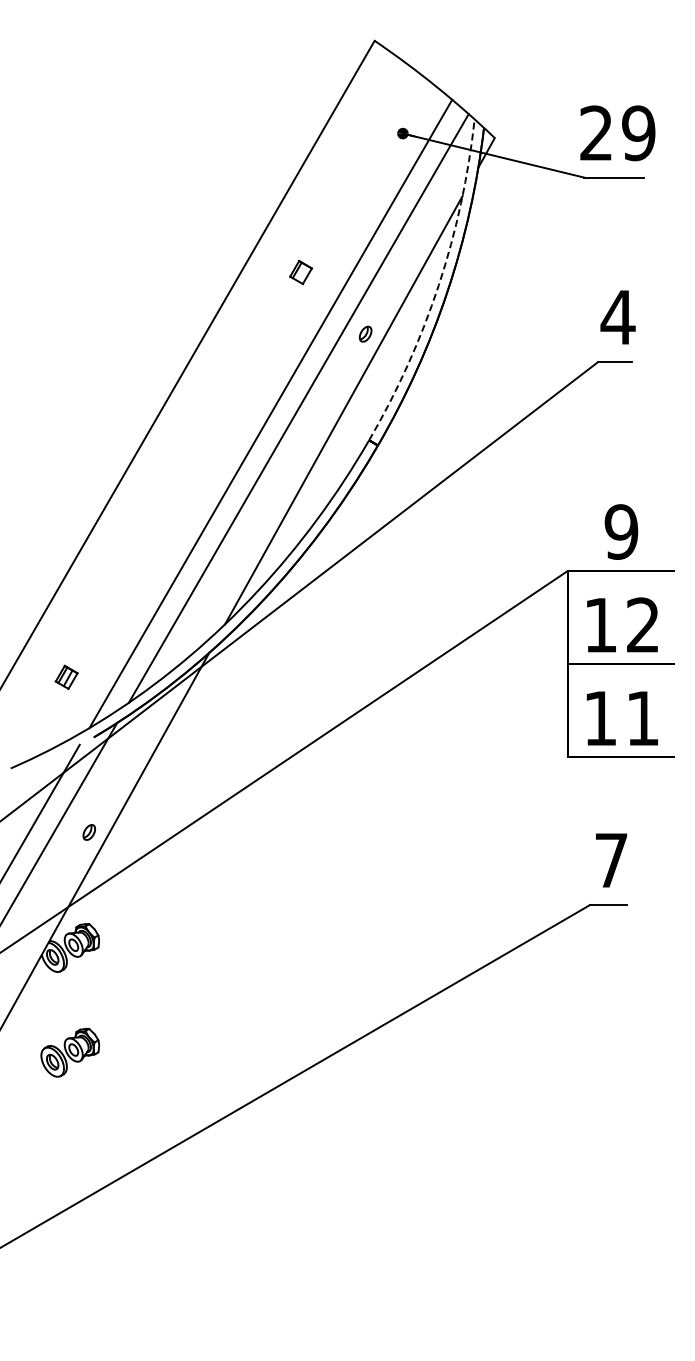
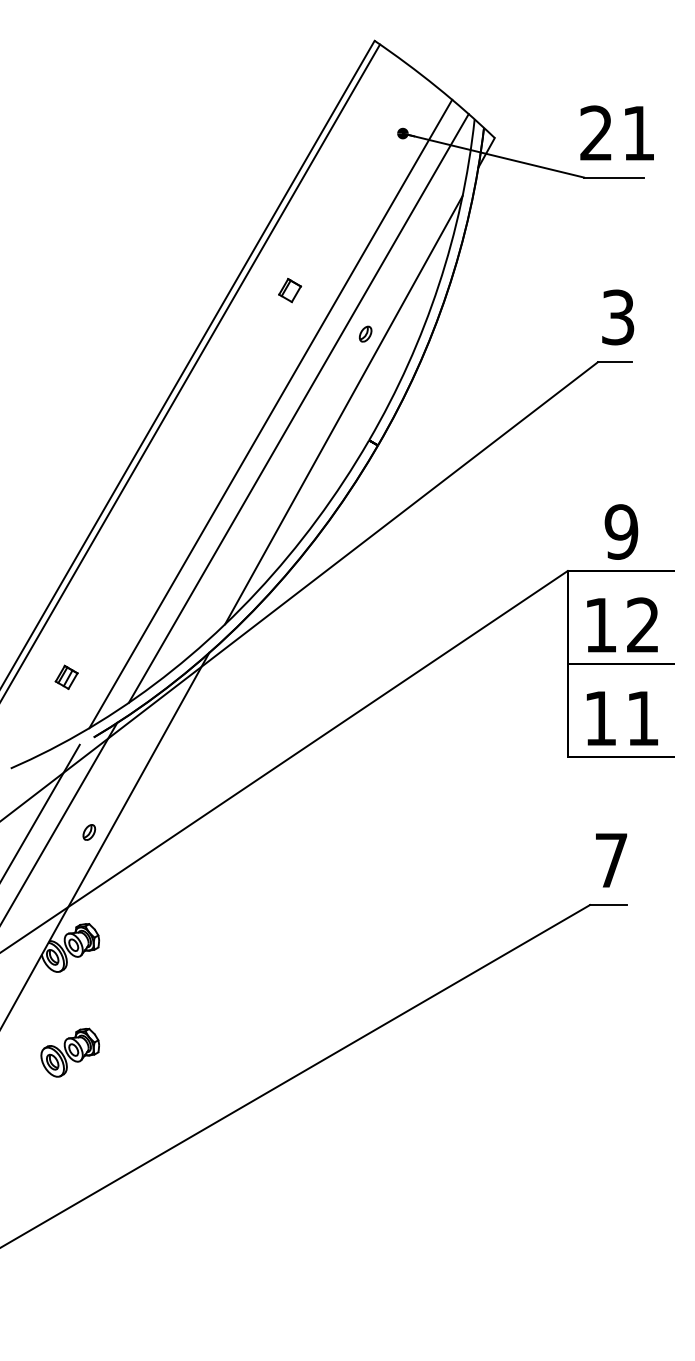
text: 29 -> 21 (638, 133)
part position: (301, 272) -> (290, 290) (290, 290)
arc: dashed -> solid (438, 285)
text: 4 -> 3 (617, 317)
line: none -> present (191, 371)
